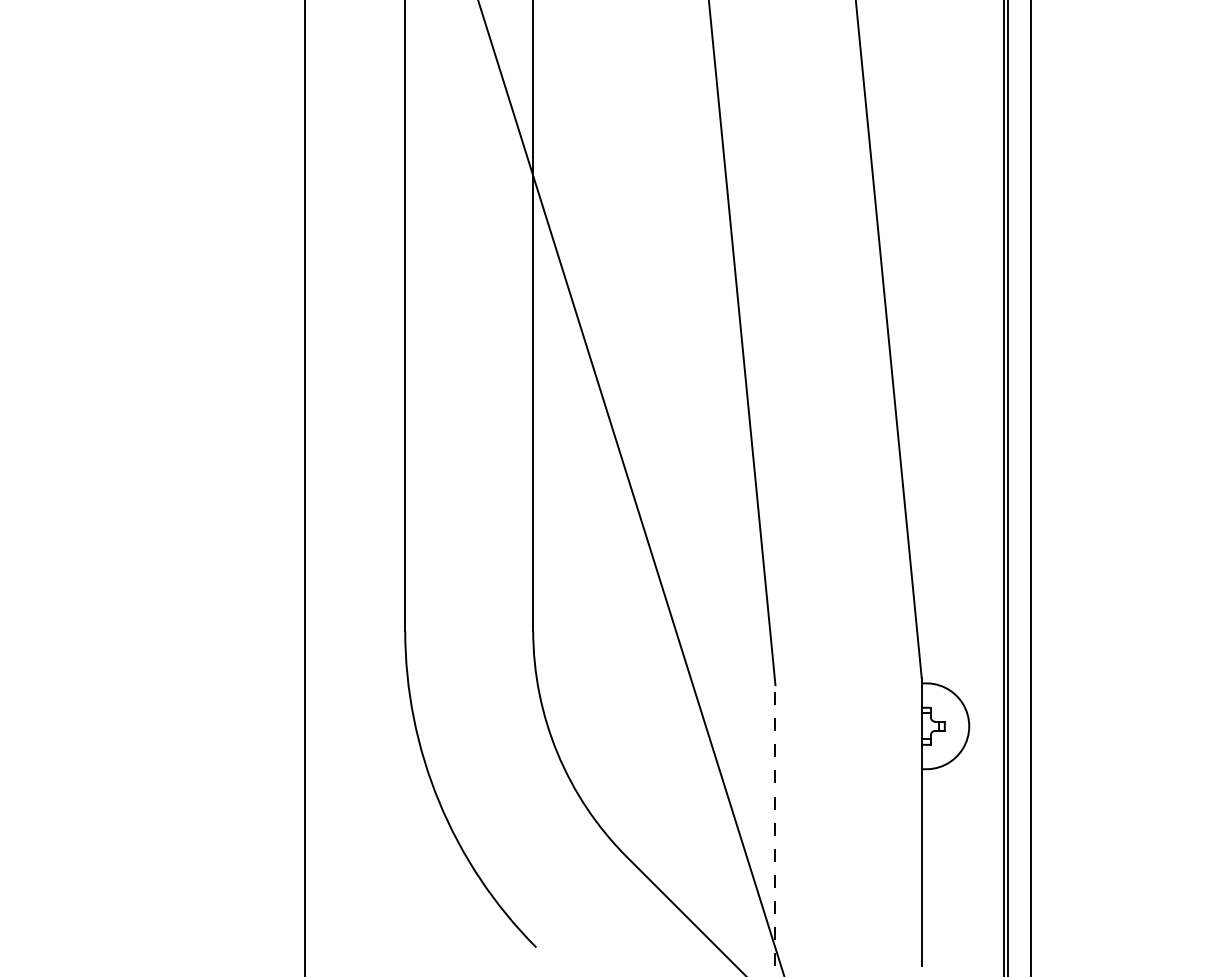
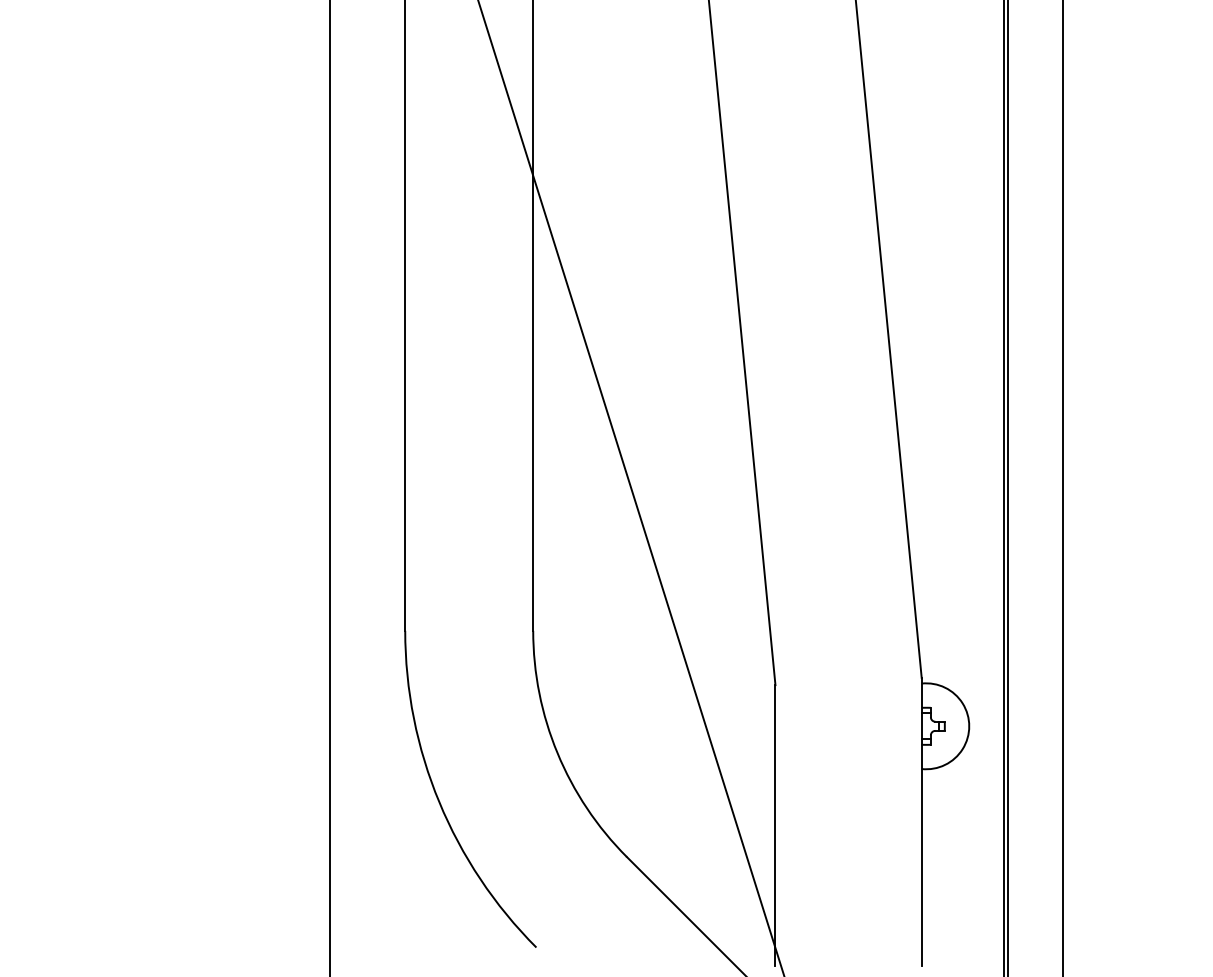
line position: (305, 487) -> (330, 487) (330, 487)
line position: (1031, 487) -> (1063, 487) (1063, 487)
line: dashed -> solid (775, 825)
